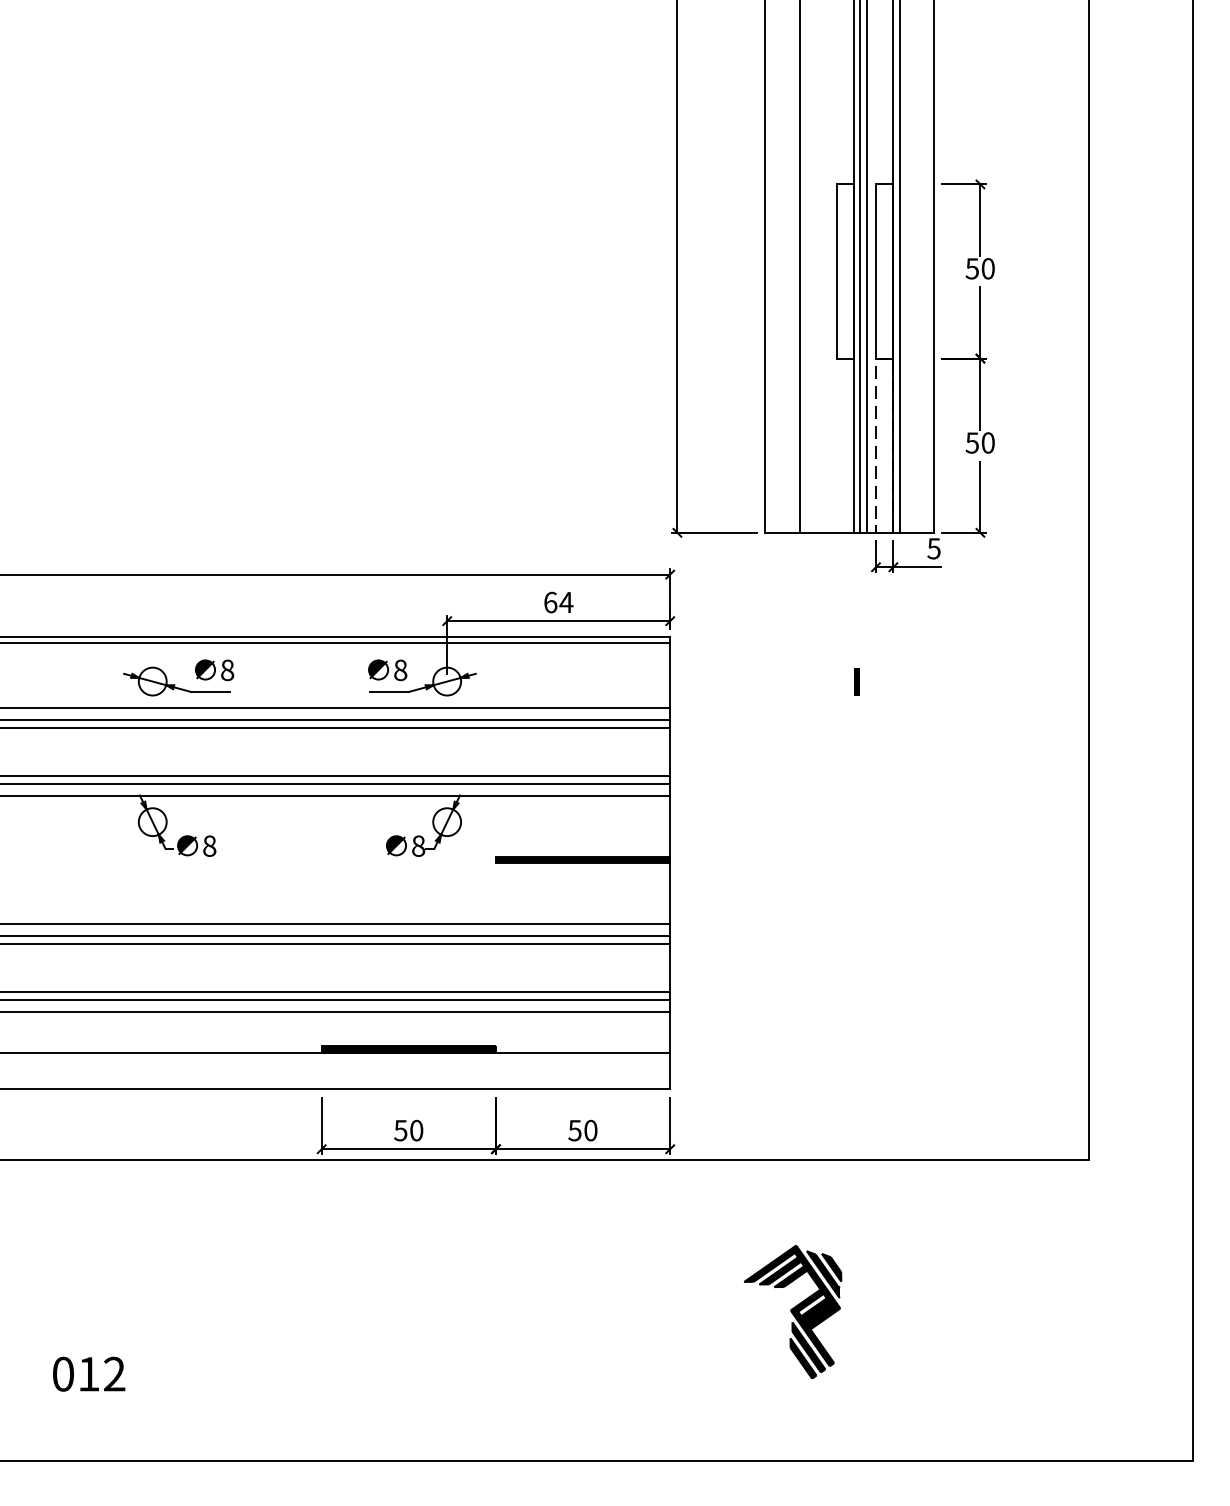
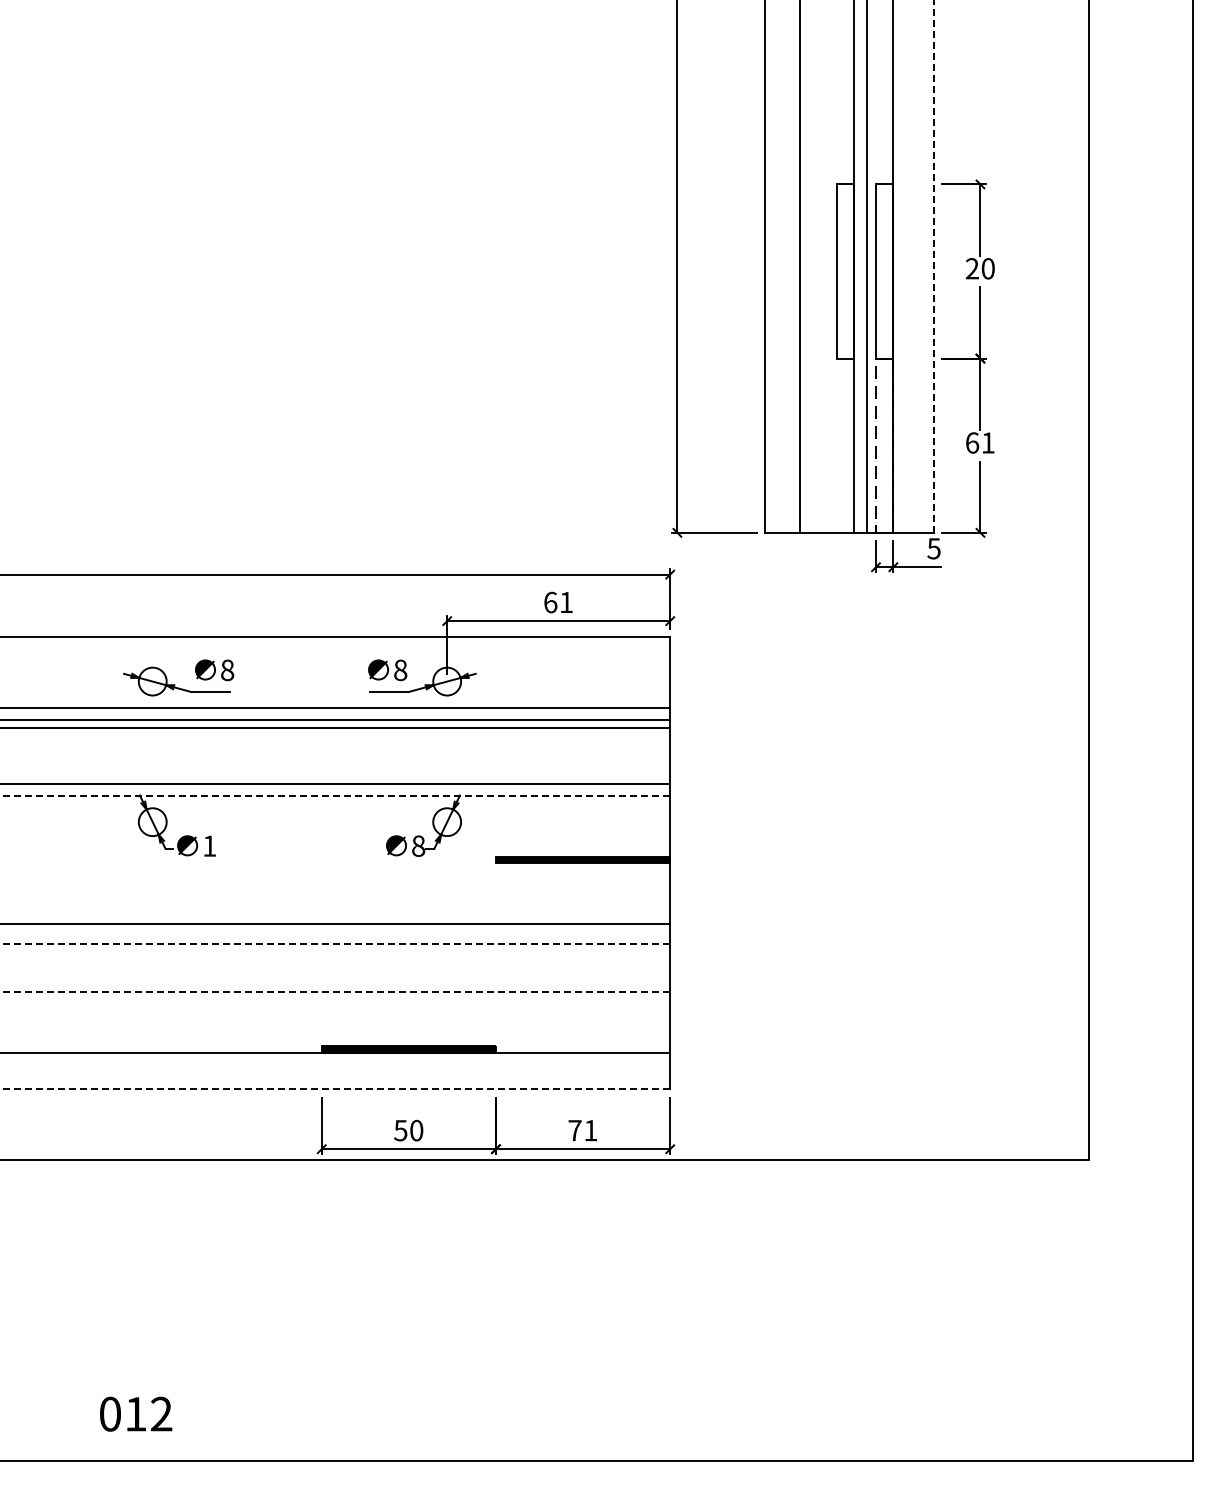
line: solid -> dashed (934, 265)
line: present -> none (859, 267)
line: present -> none (900, 267)
text: 50 -> 20 (971, 268)
text: 50 -> 61 (979, 442)
text: 64 -> 61 (566, 602)
line: present -> none (336, 643)
part: present -> none (856, 681)
line: present -> none (336, 776)
line: solid -> dashed (335, 795)
text: 8 -> 1 (209, 845)
line: present -> none (336, 936)
line: solid -> dashed (335, 943)
line: solid -> dashed (335, 992)
line: present -> none (336, 999)
line: present -> none (336, 1011)
line: solid -> dashed (335, 1089)
text: 50 -> 71 (582, 1130)
part: present -> none (793, 1312)
text position: (89, 1373) -> (136, 1413) (136, 1413)
